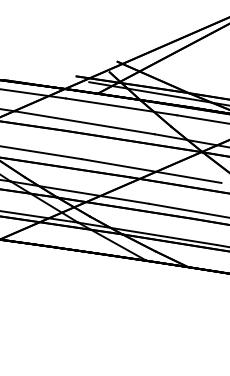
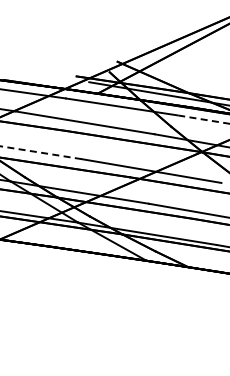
line: solid -> dashed (202, 119)
line: solid -> dashed (41, 152)
